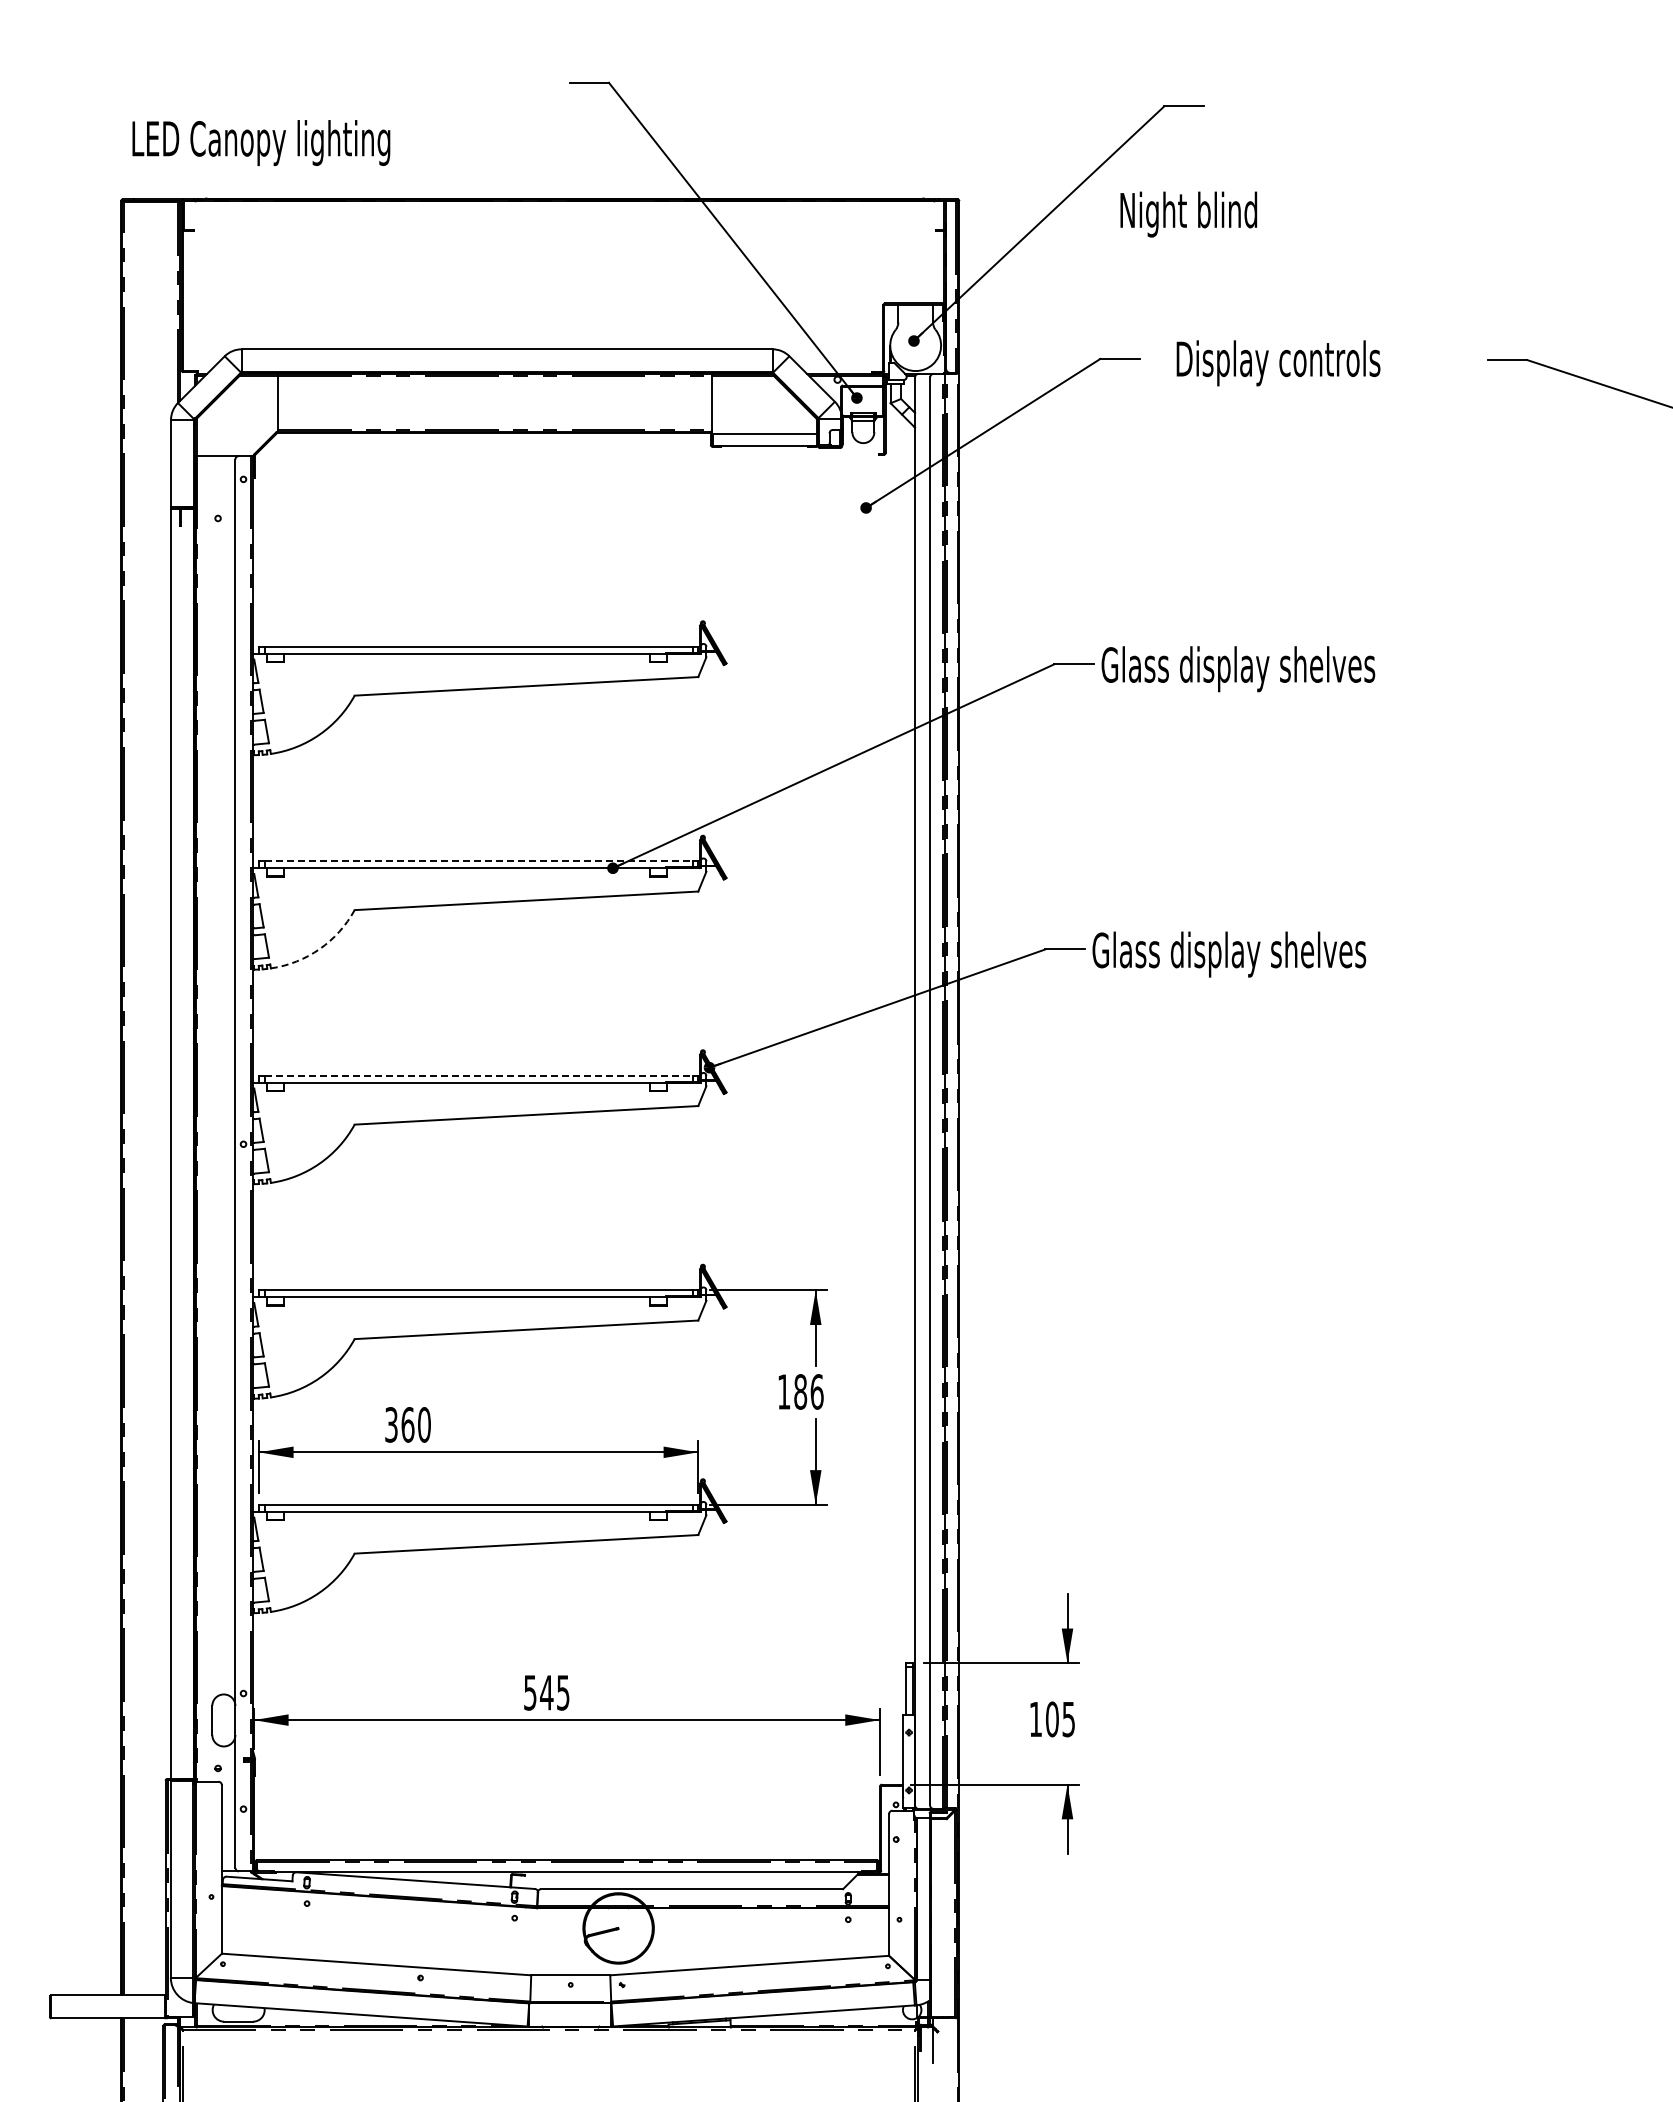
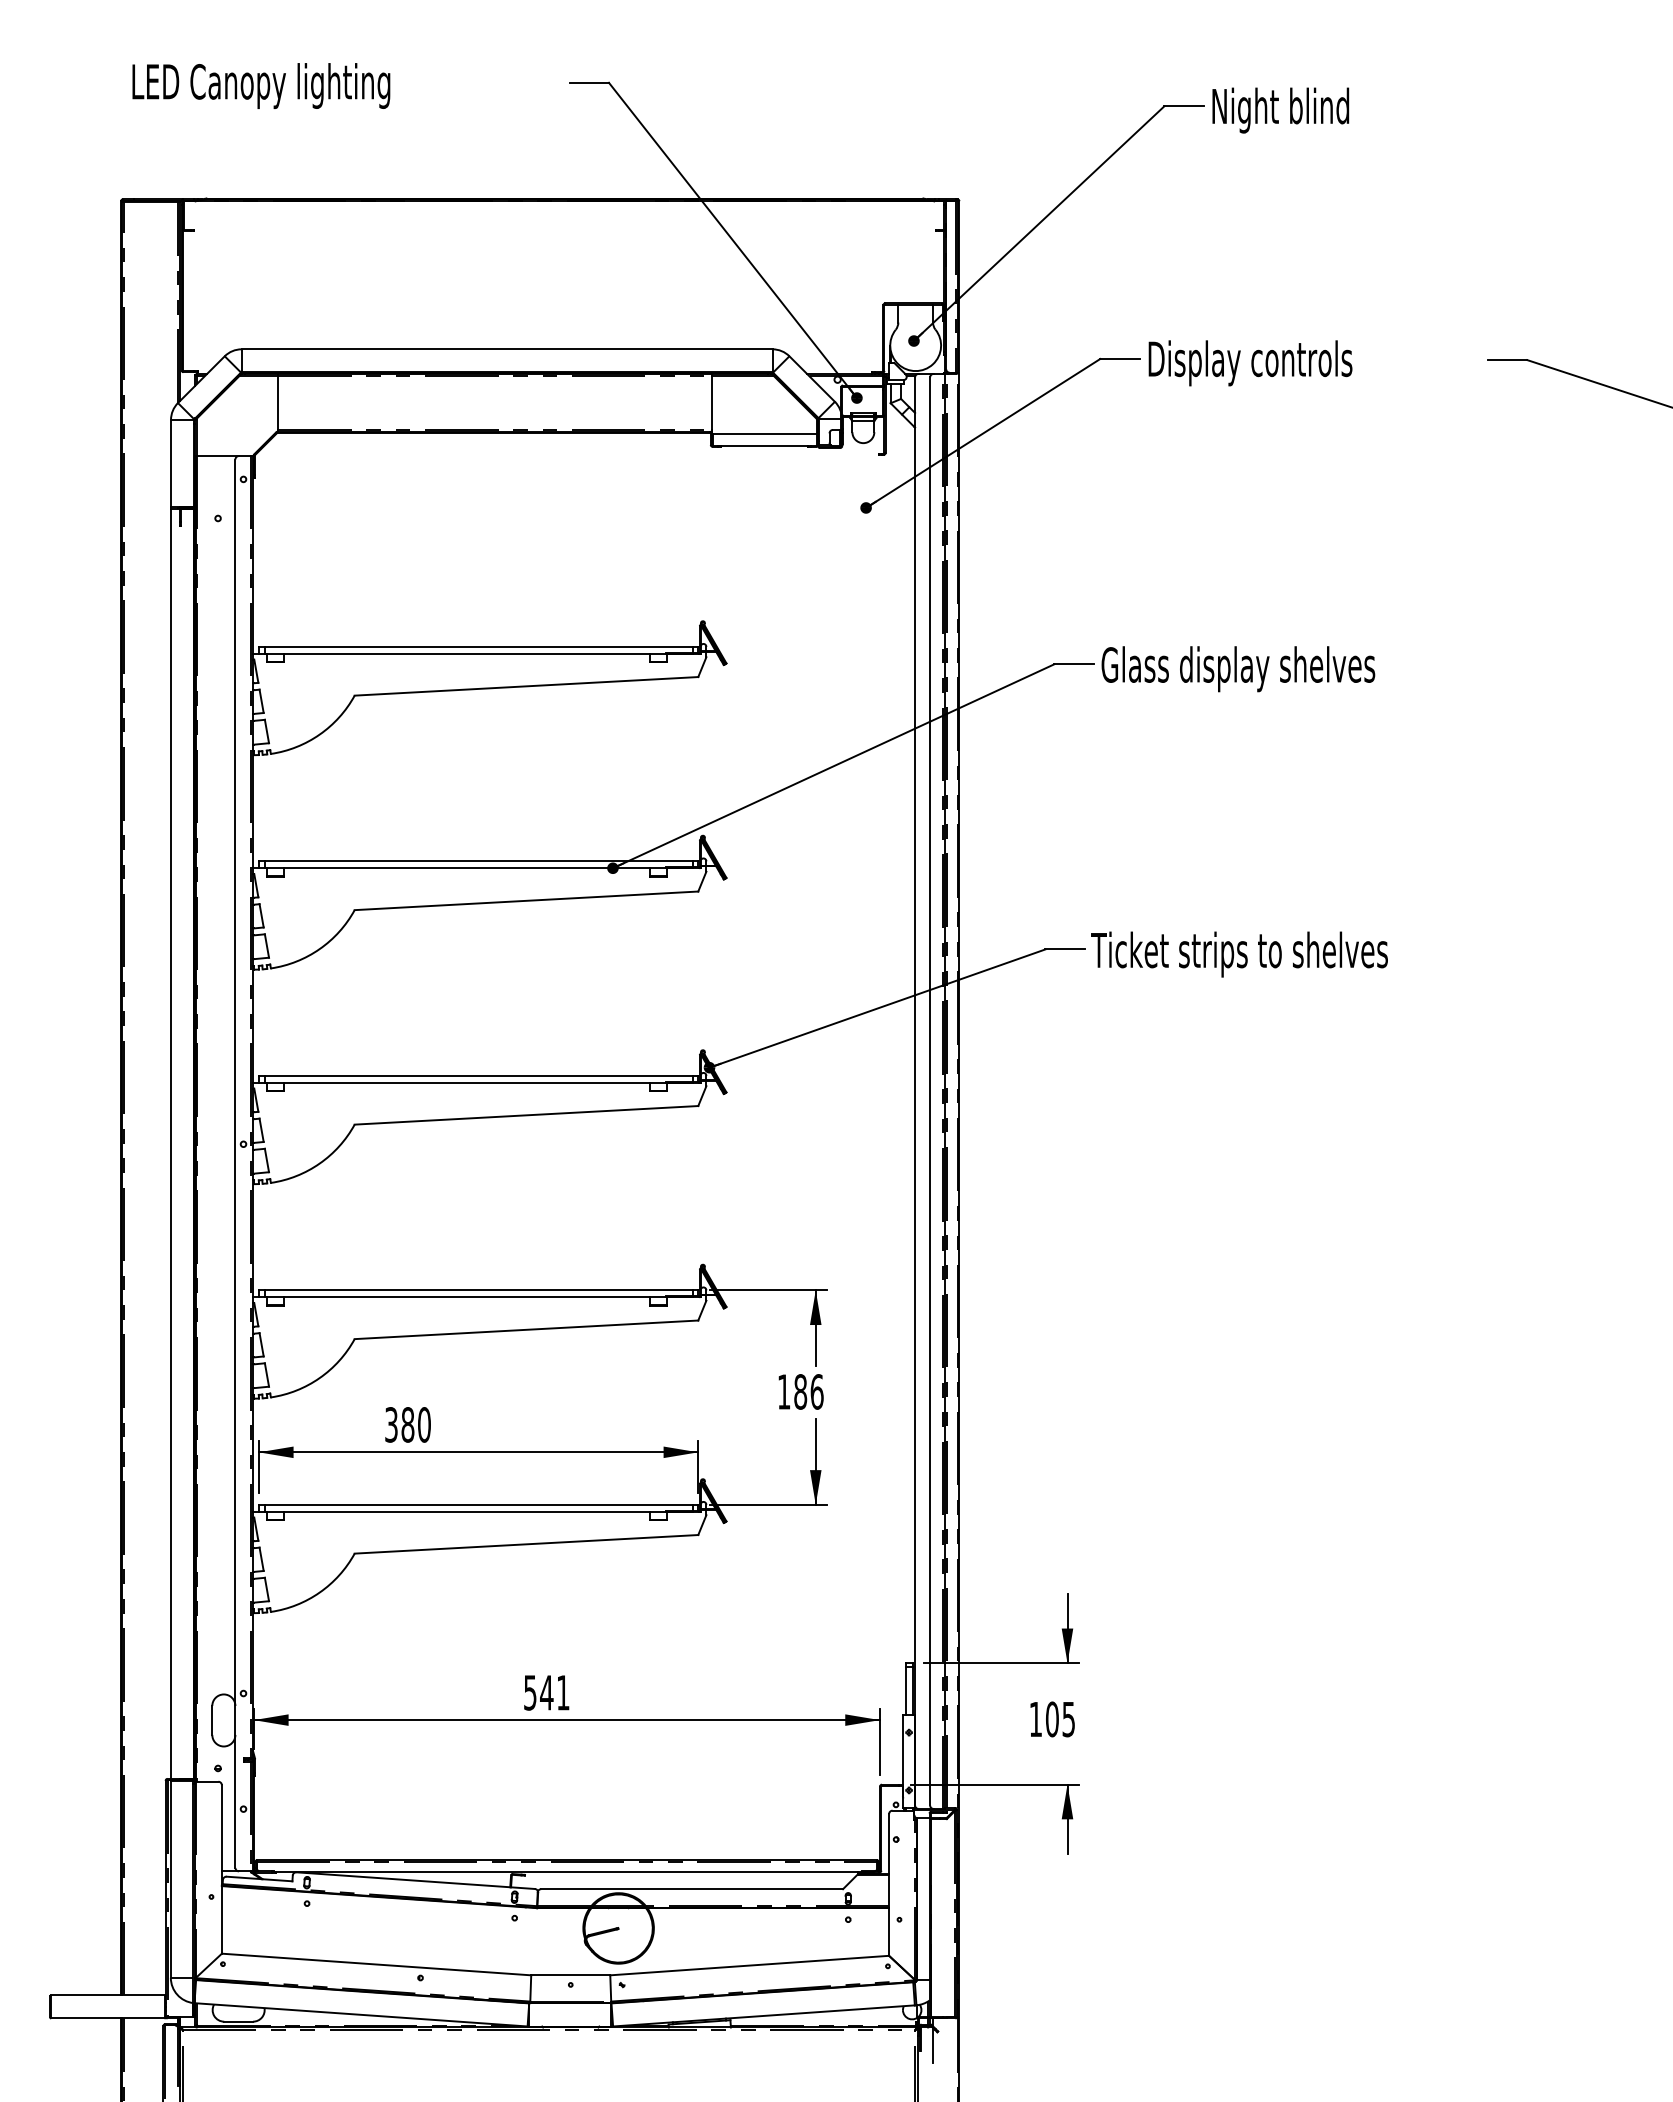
text position: (261, 142) -> (261, 85) (261, 85)
text position: (1188, 214) -> (1280, 110) (1280, 110)
text position: (1278, 363) -> (1250, 363) (1250, 363)
line: dashed -> solid (478, 861)
arc: dashed -> solid (319, 949)
text: Glass display shelves -> Ticket strips to shelves (1239, 954)
line: dashed -> solid (478, 1075)
text: 360 -> 380 (407, 1424)
text: 545 -> 541 (563, 1692)
